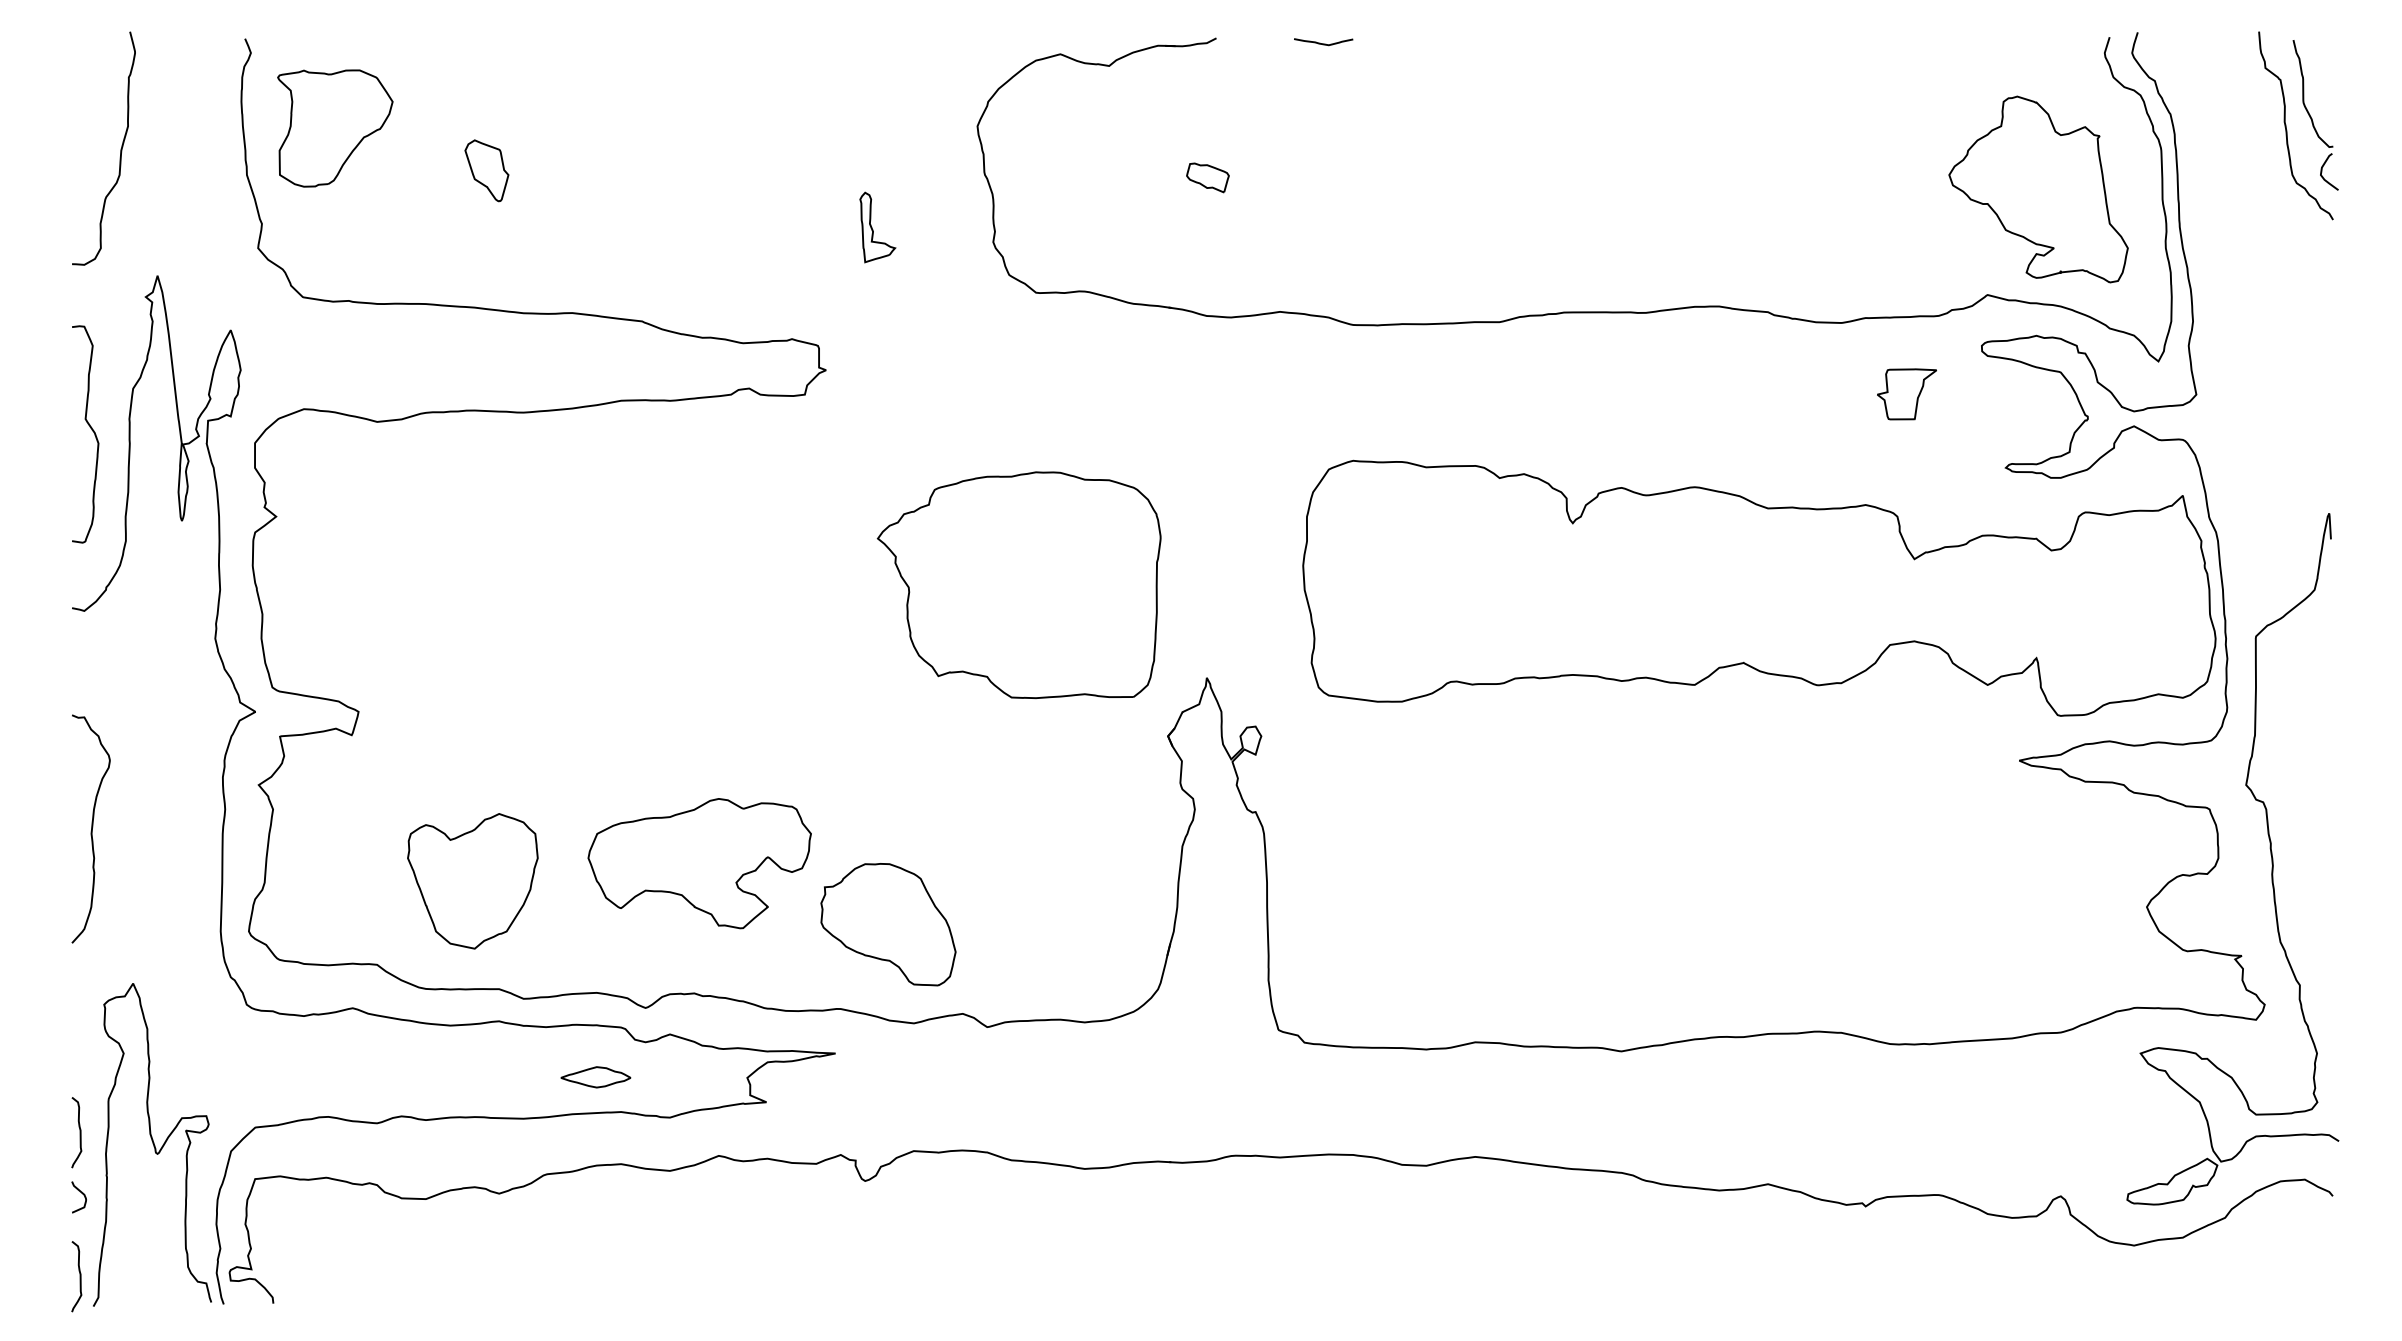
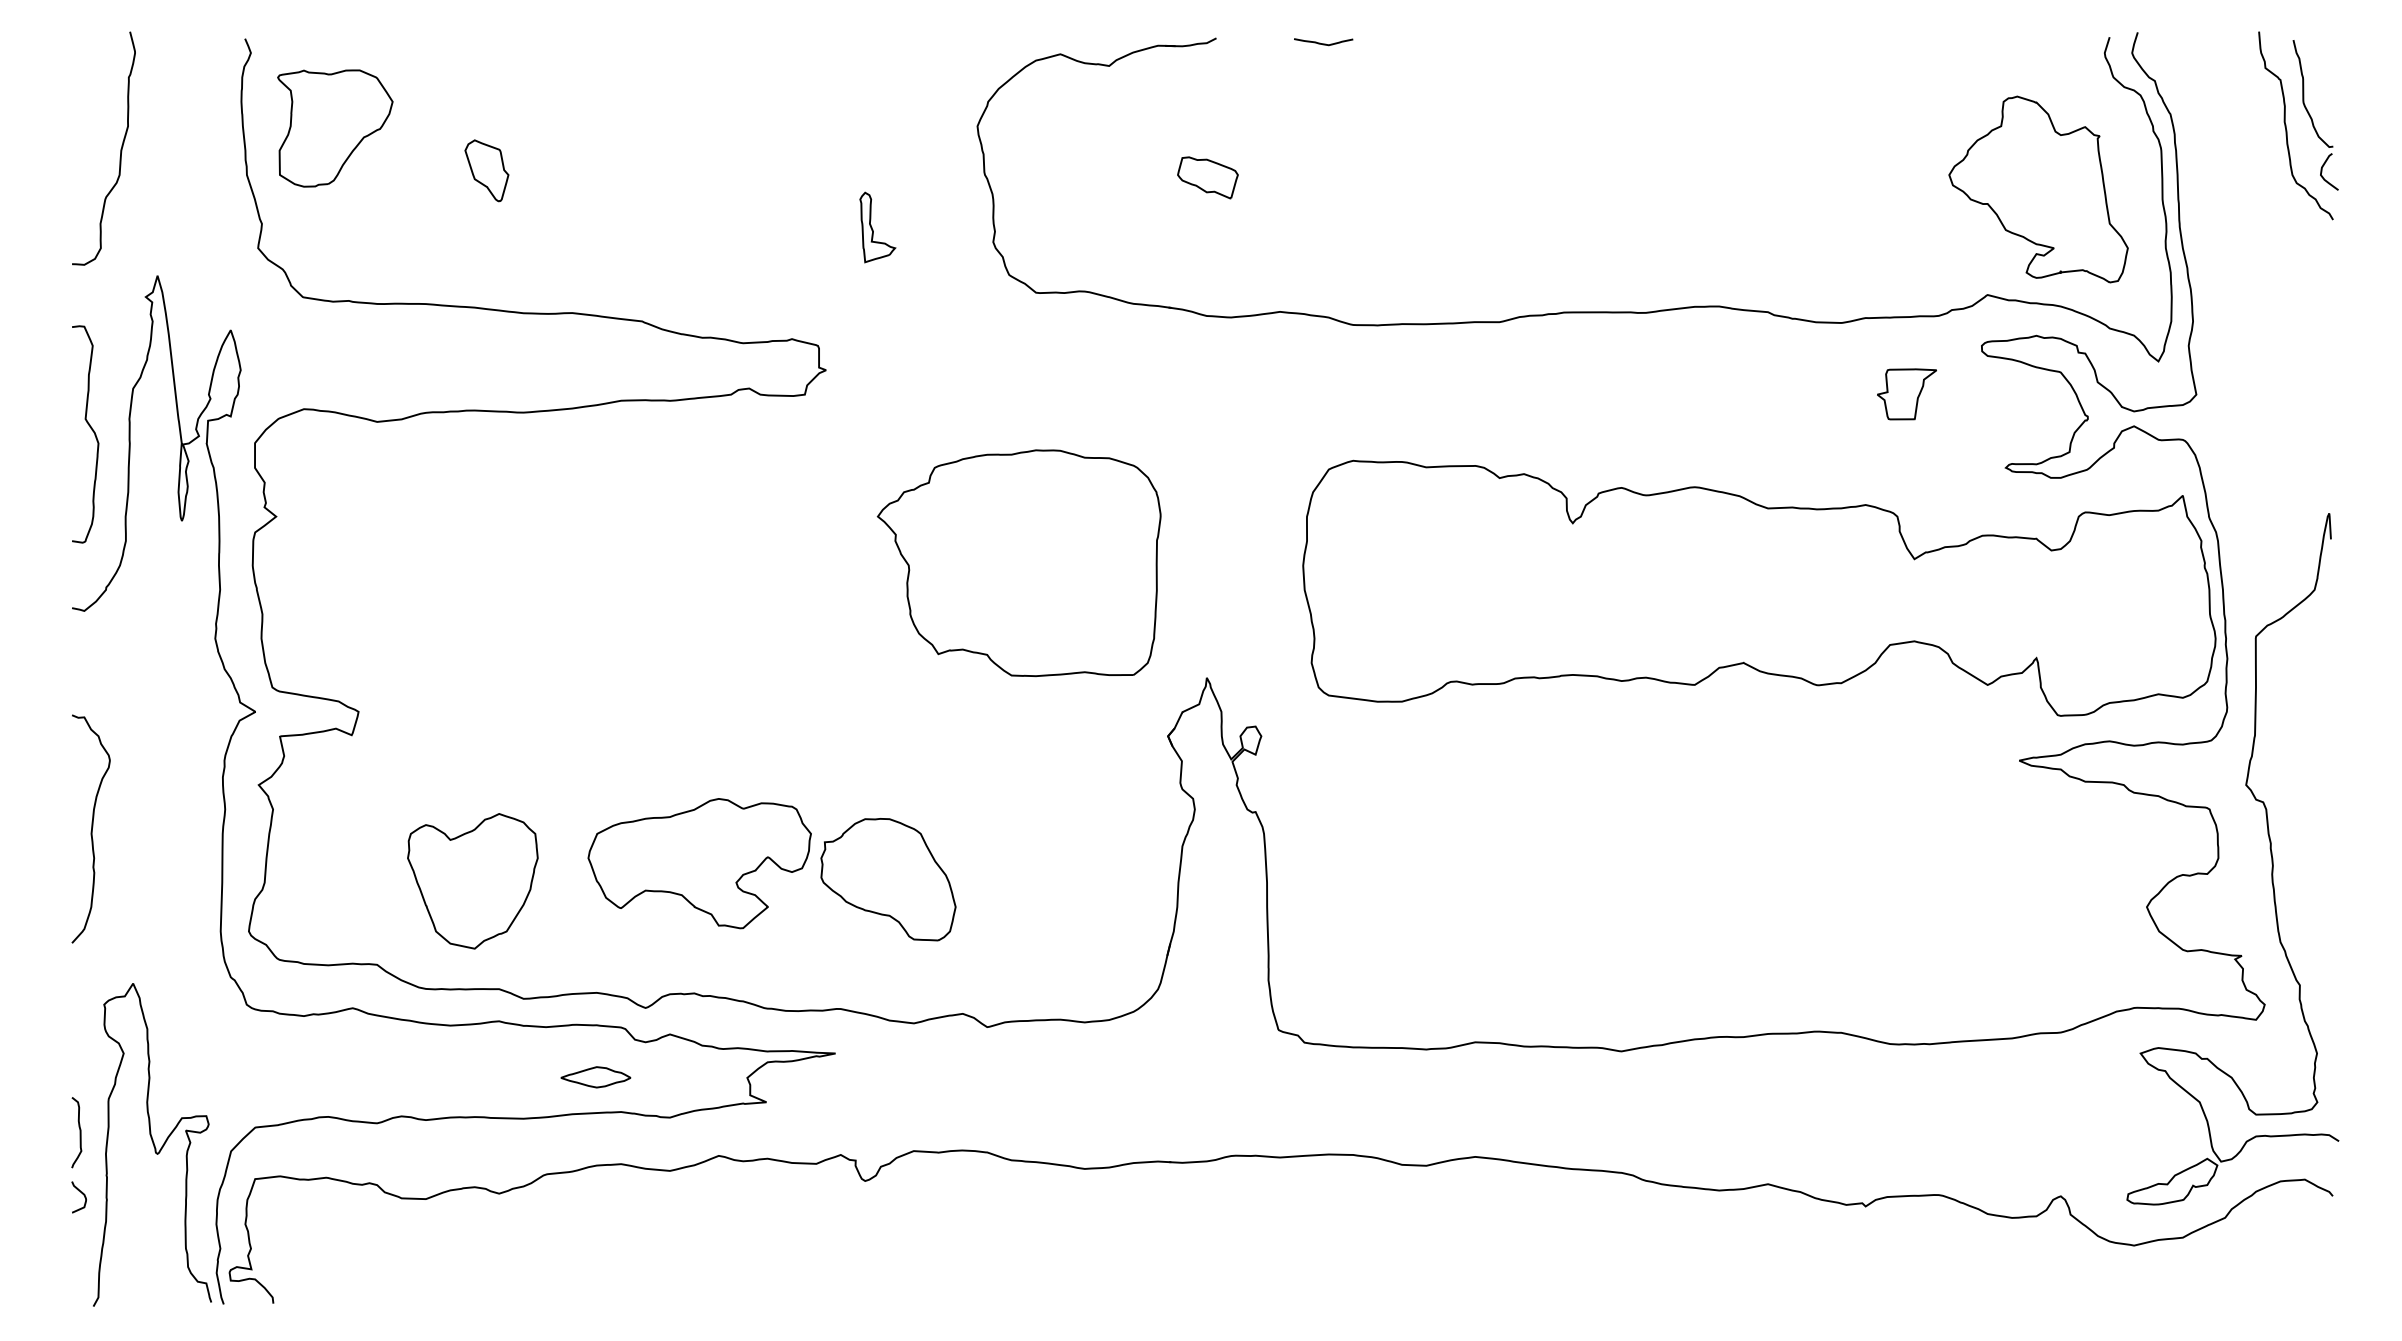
part size: 44x32 px -> 62x44 px (1207, 177)
part position: (1018, 585) -> (1018, 563) (1018, 563)
part position: (888, 924) -> (888, 879) (888, 879)
curve: present -> none (79, 1276)
